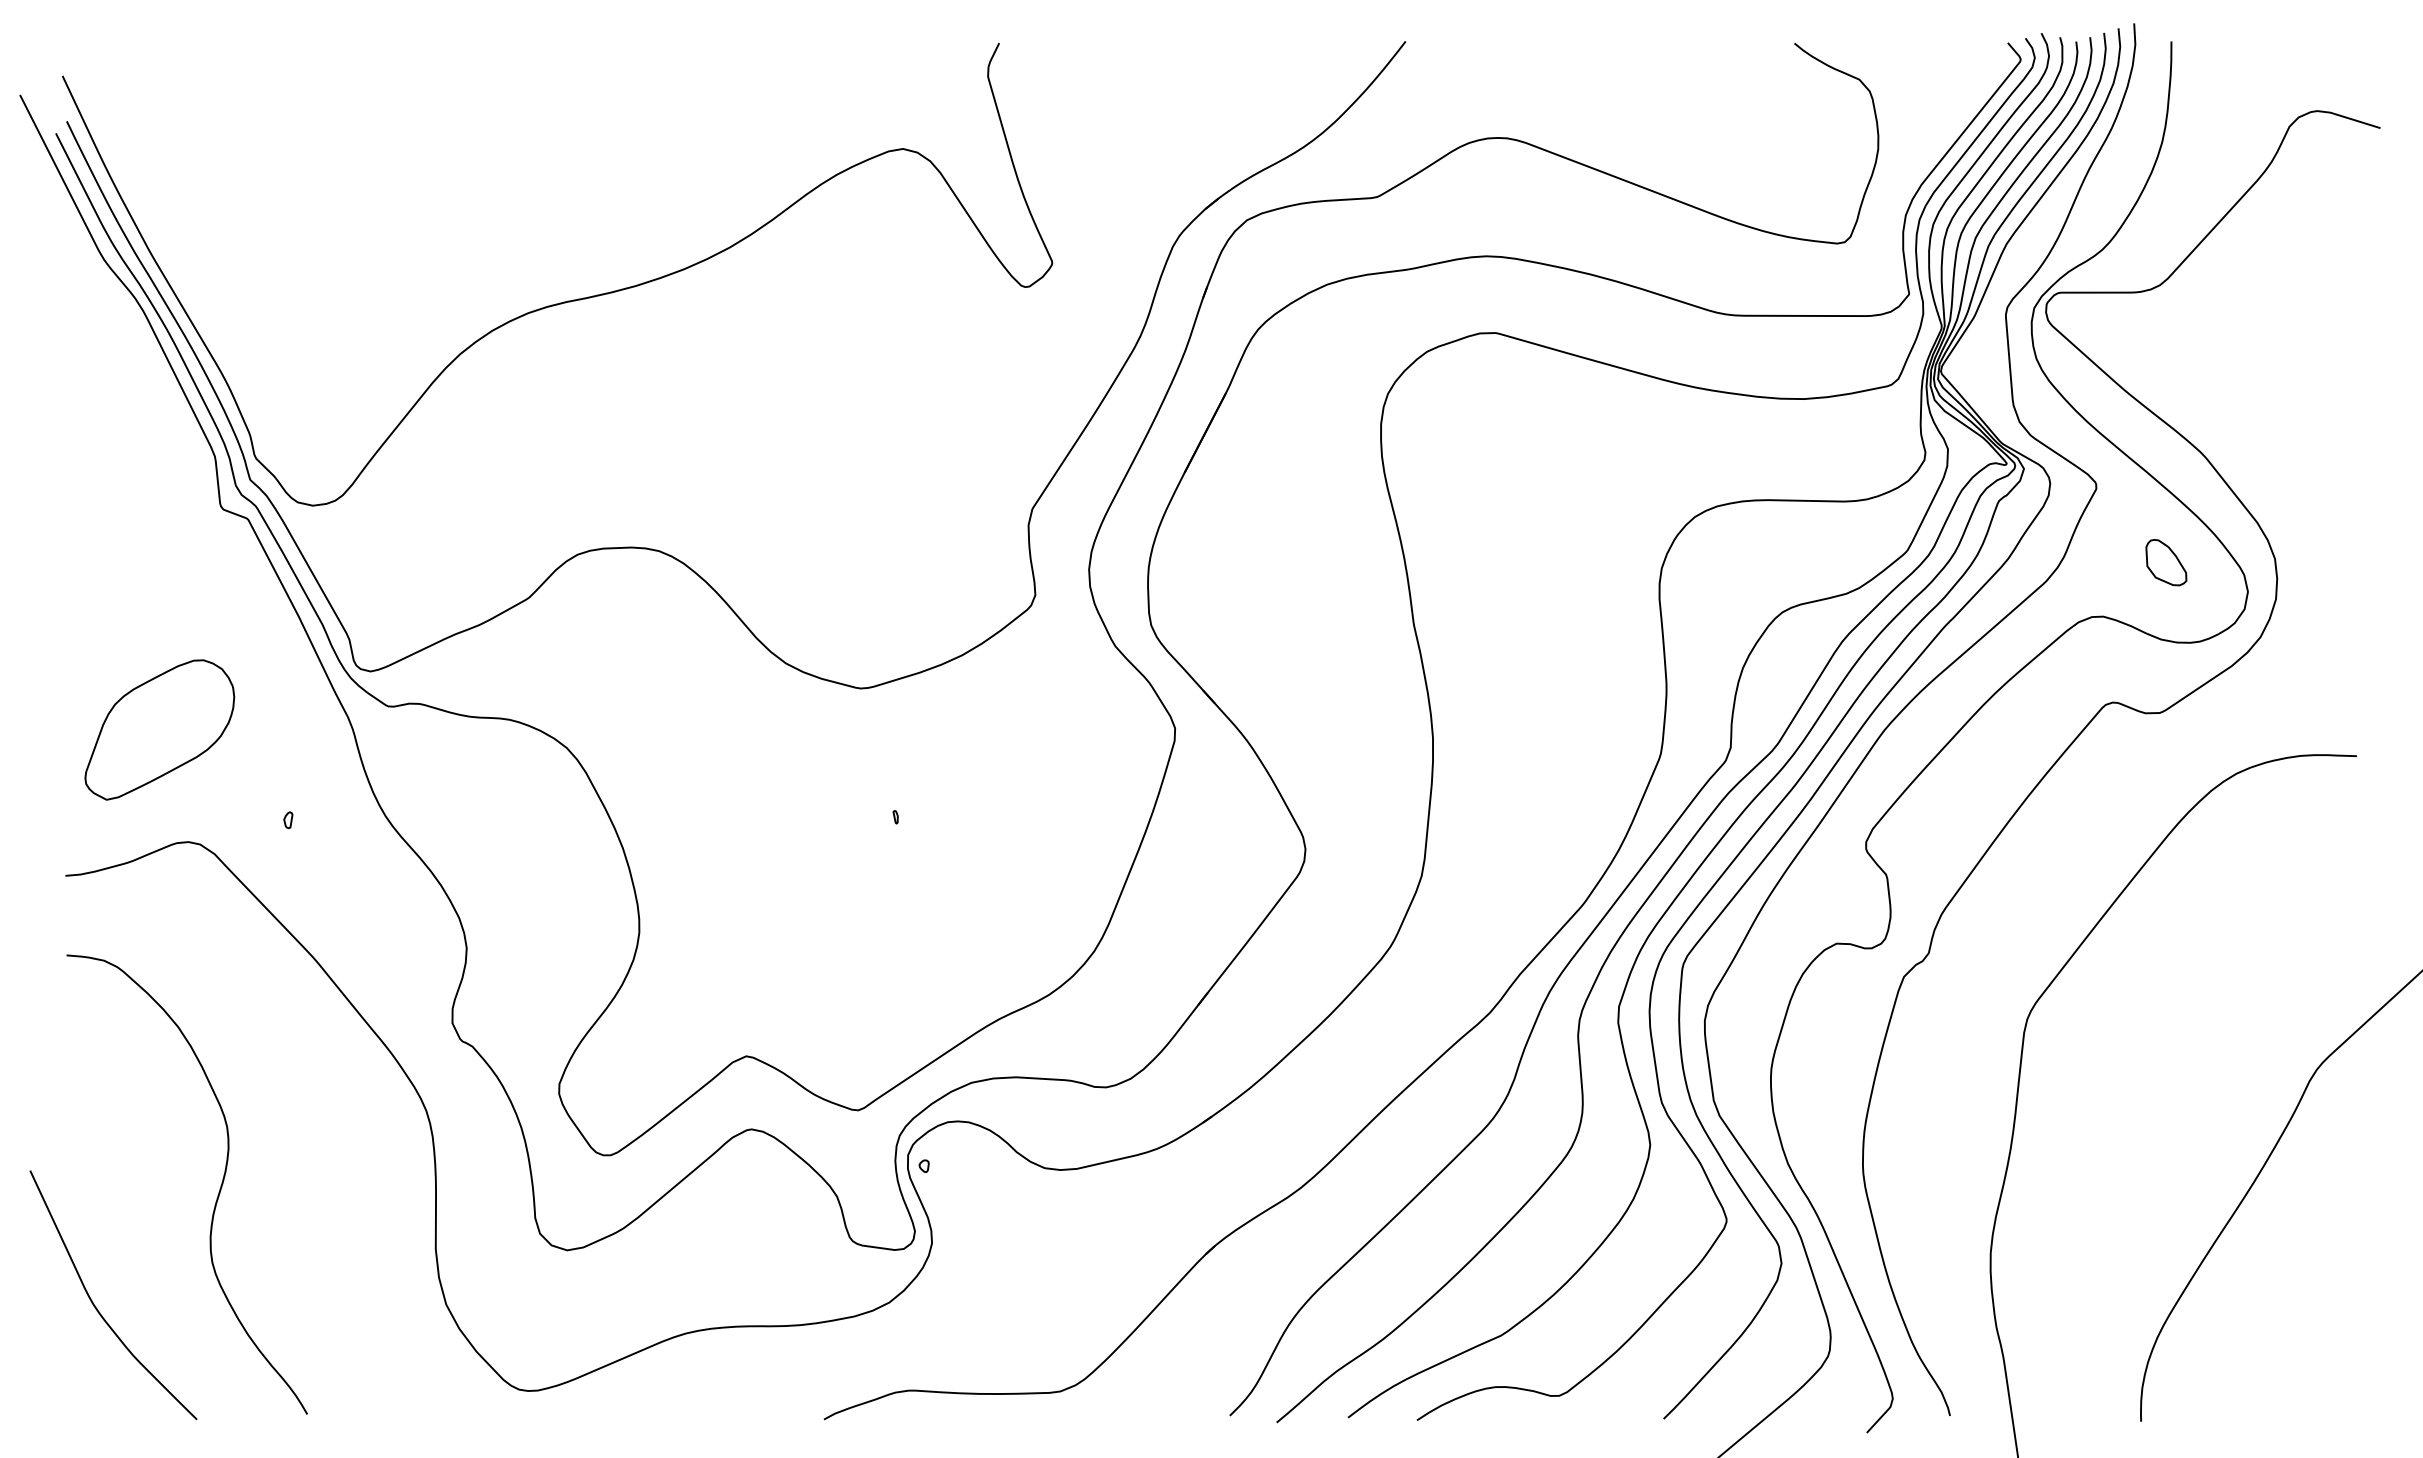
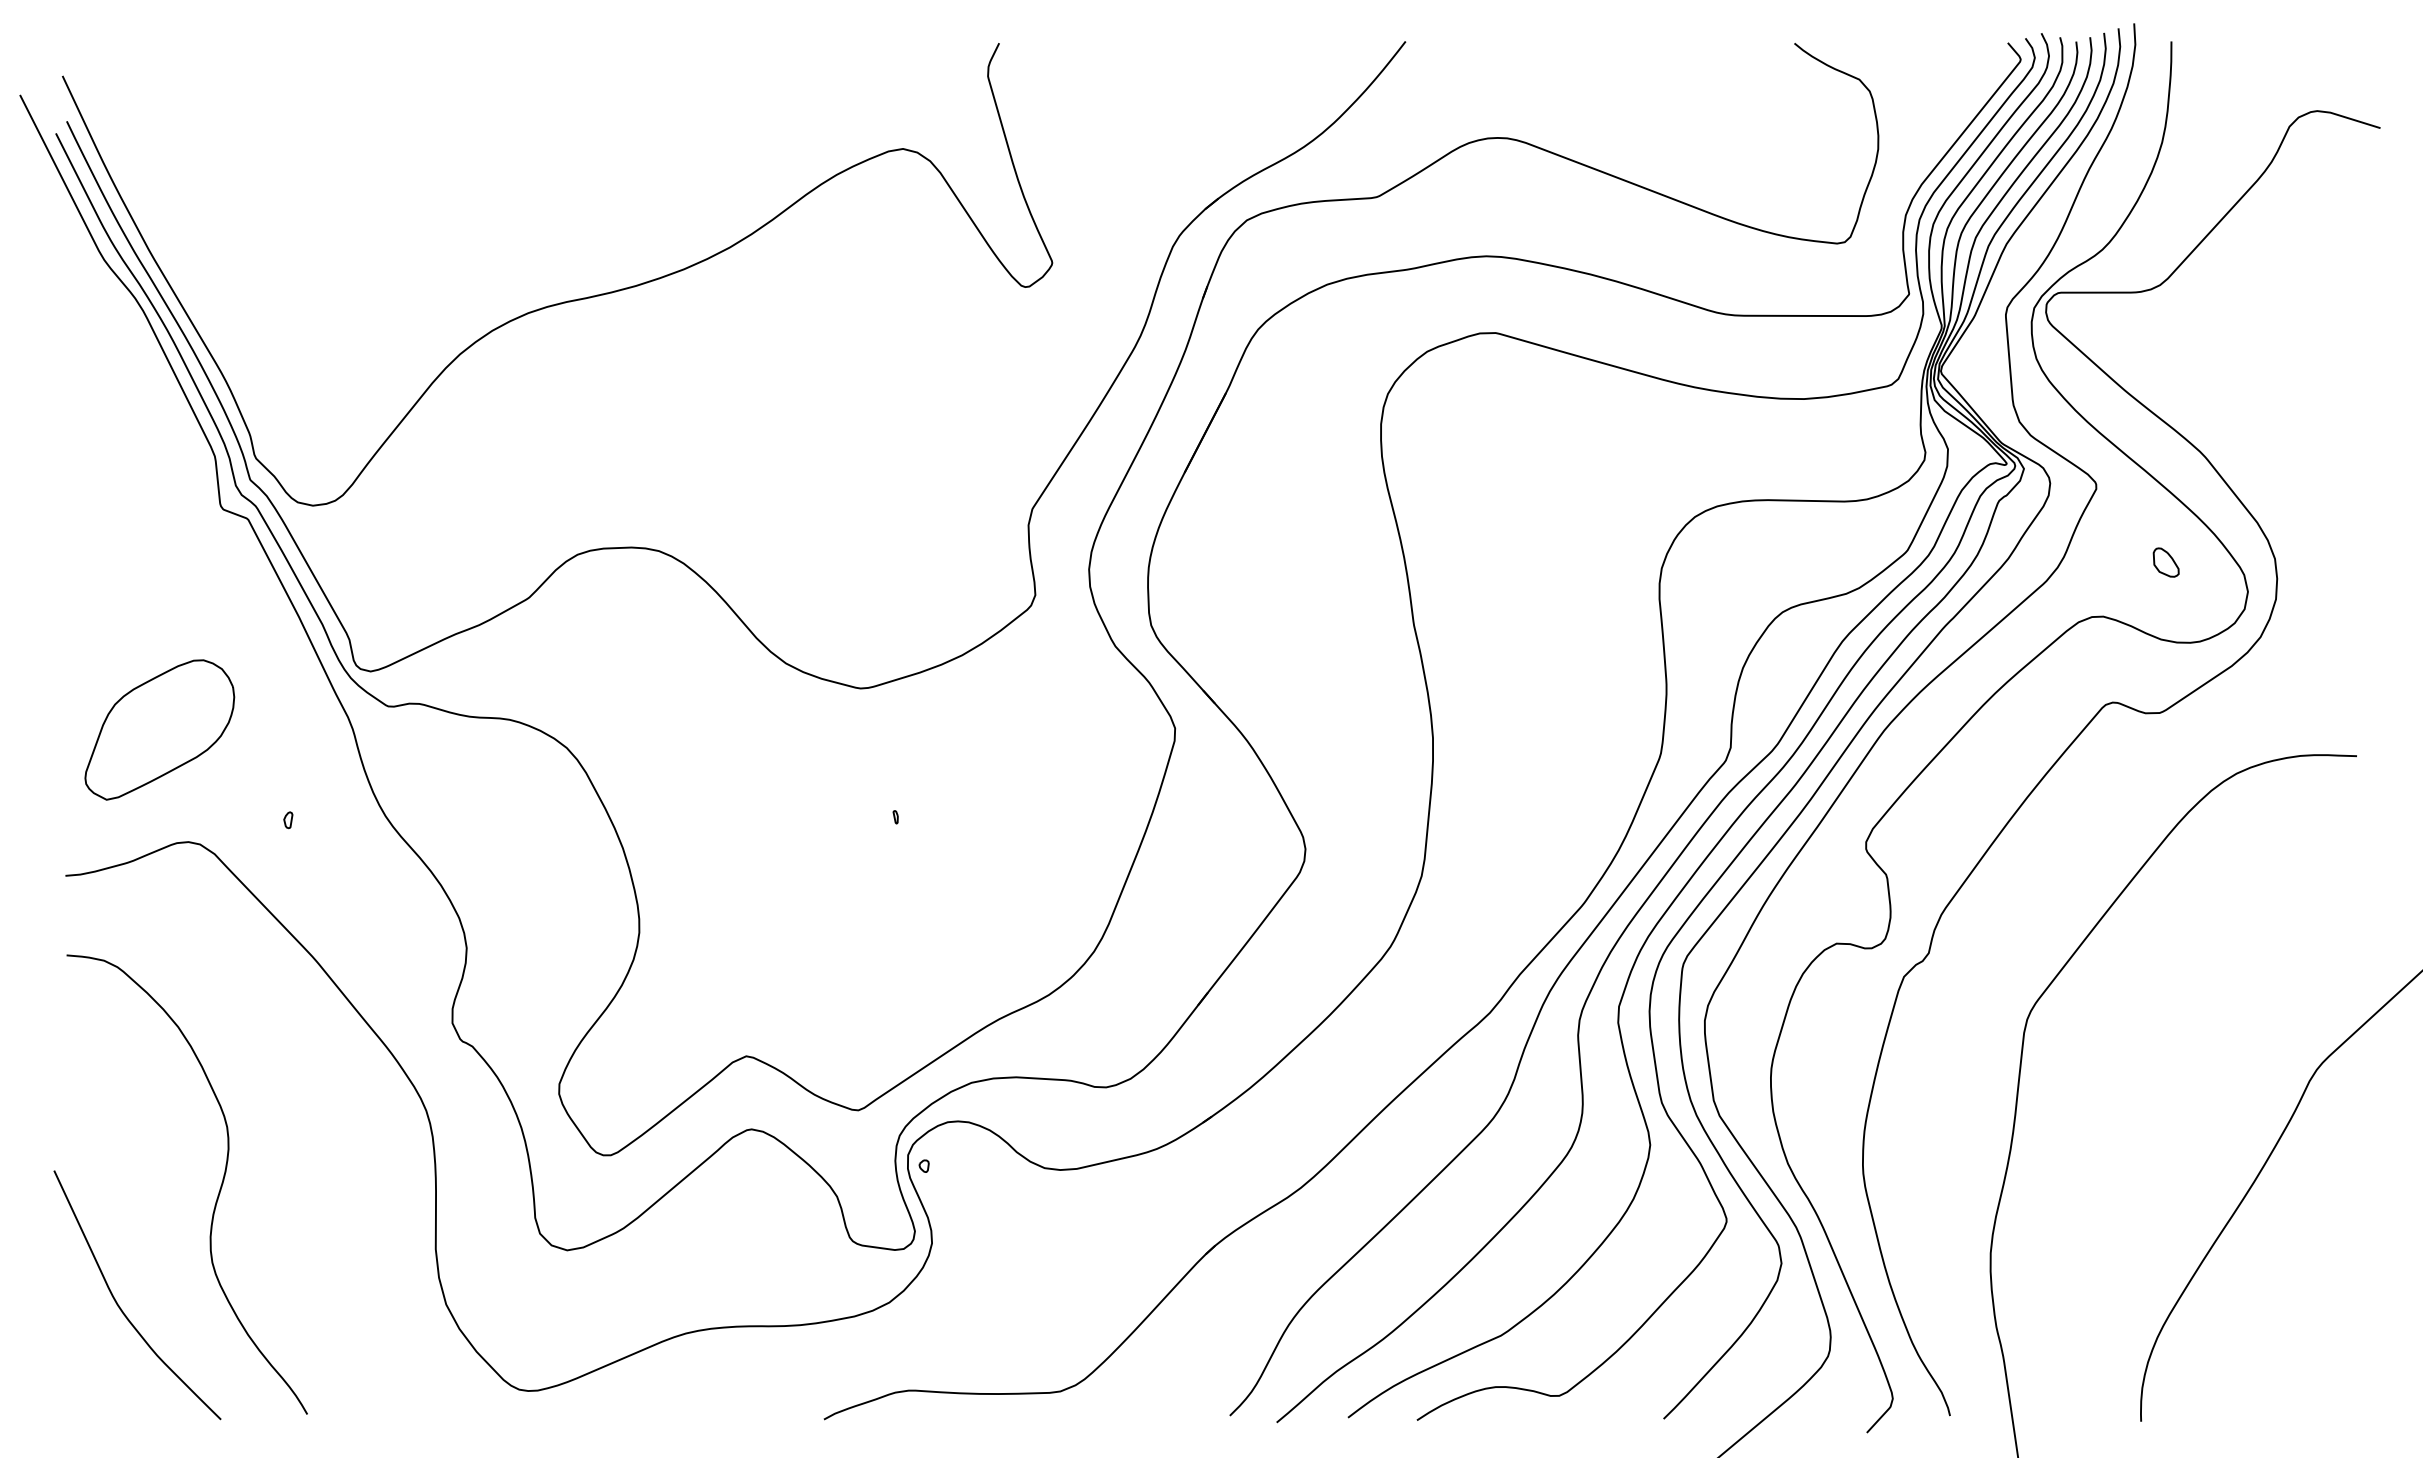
part size: 43x48 px -> 28x31 px (2165, 562)
curve position: (95, 1305) -> (119, 1305) (119, 1305)
